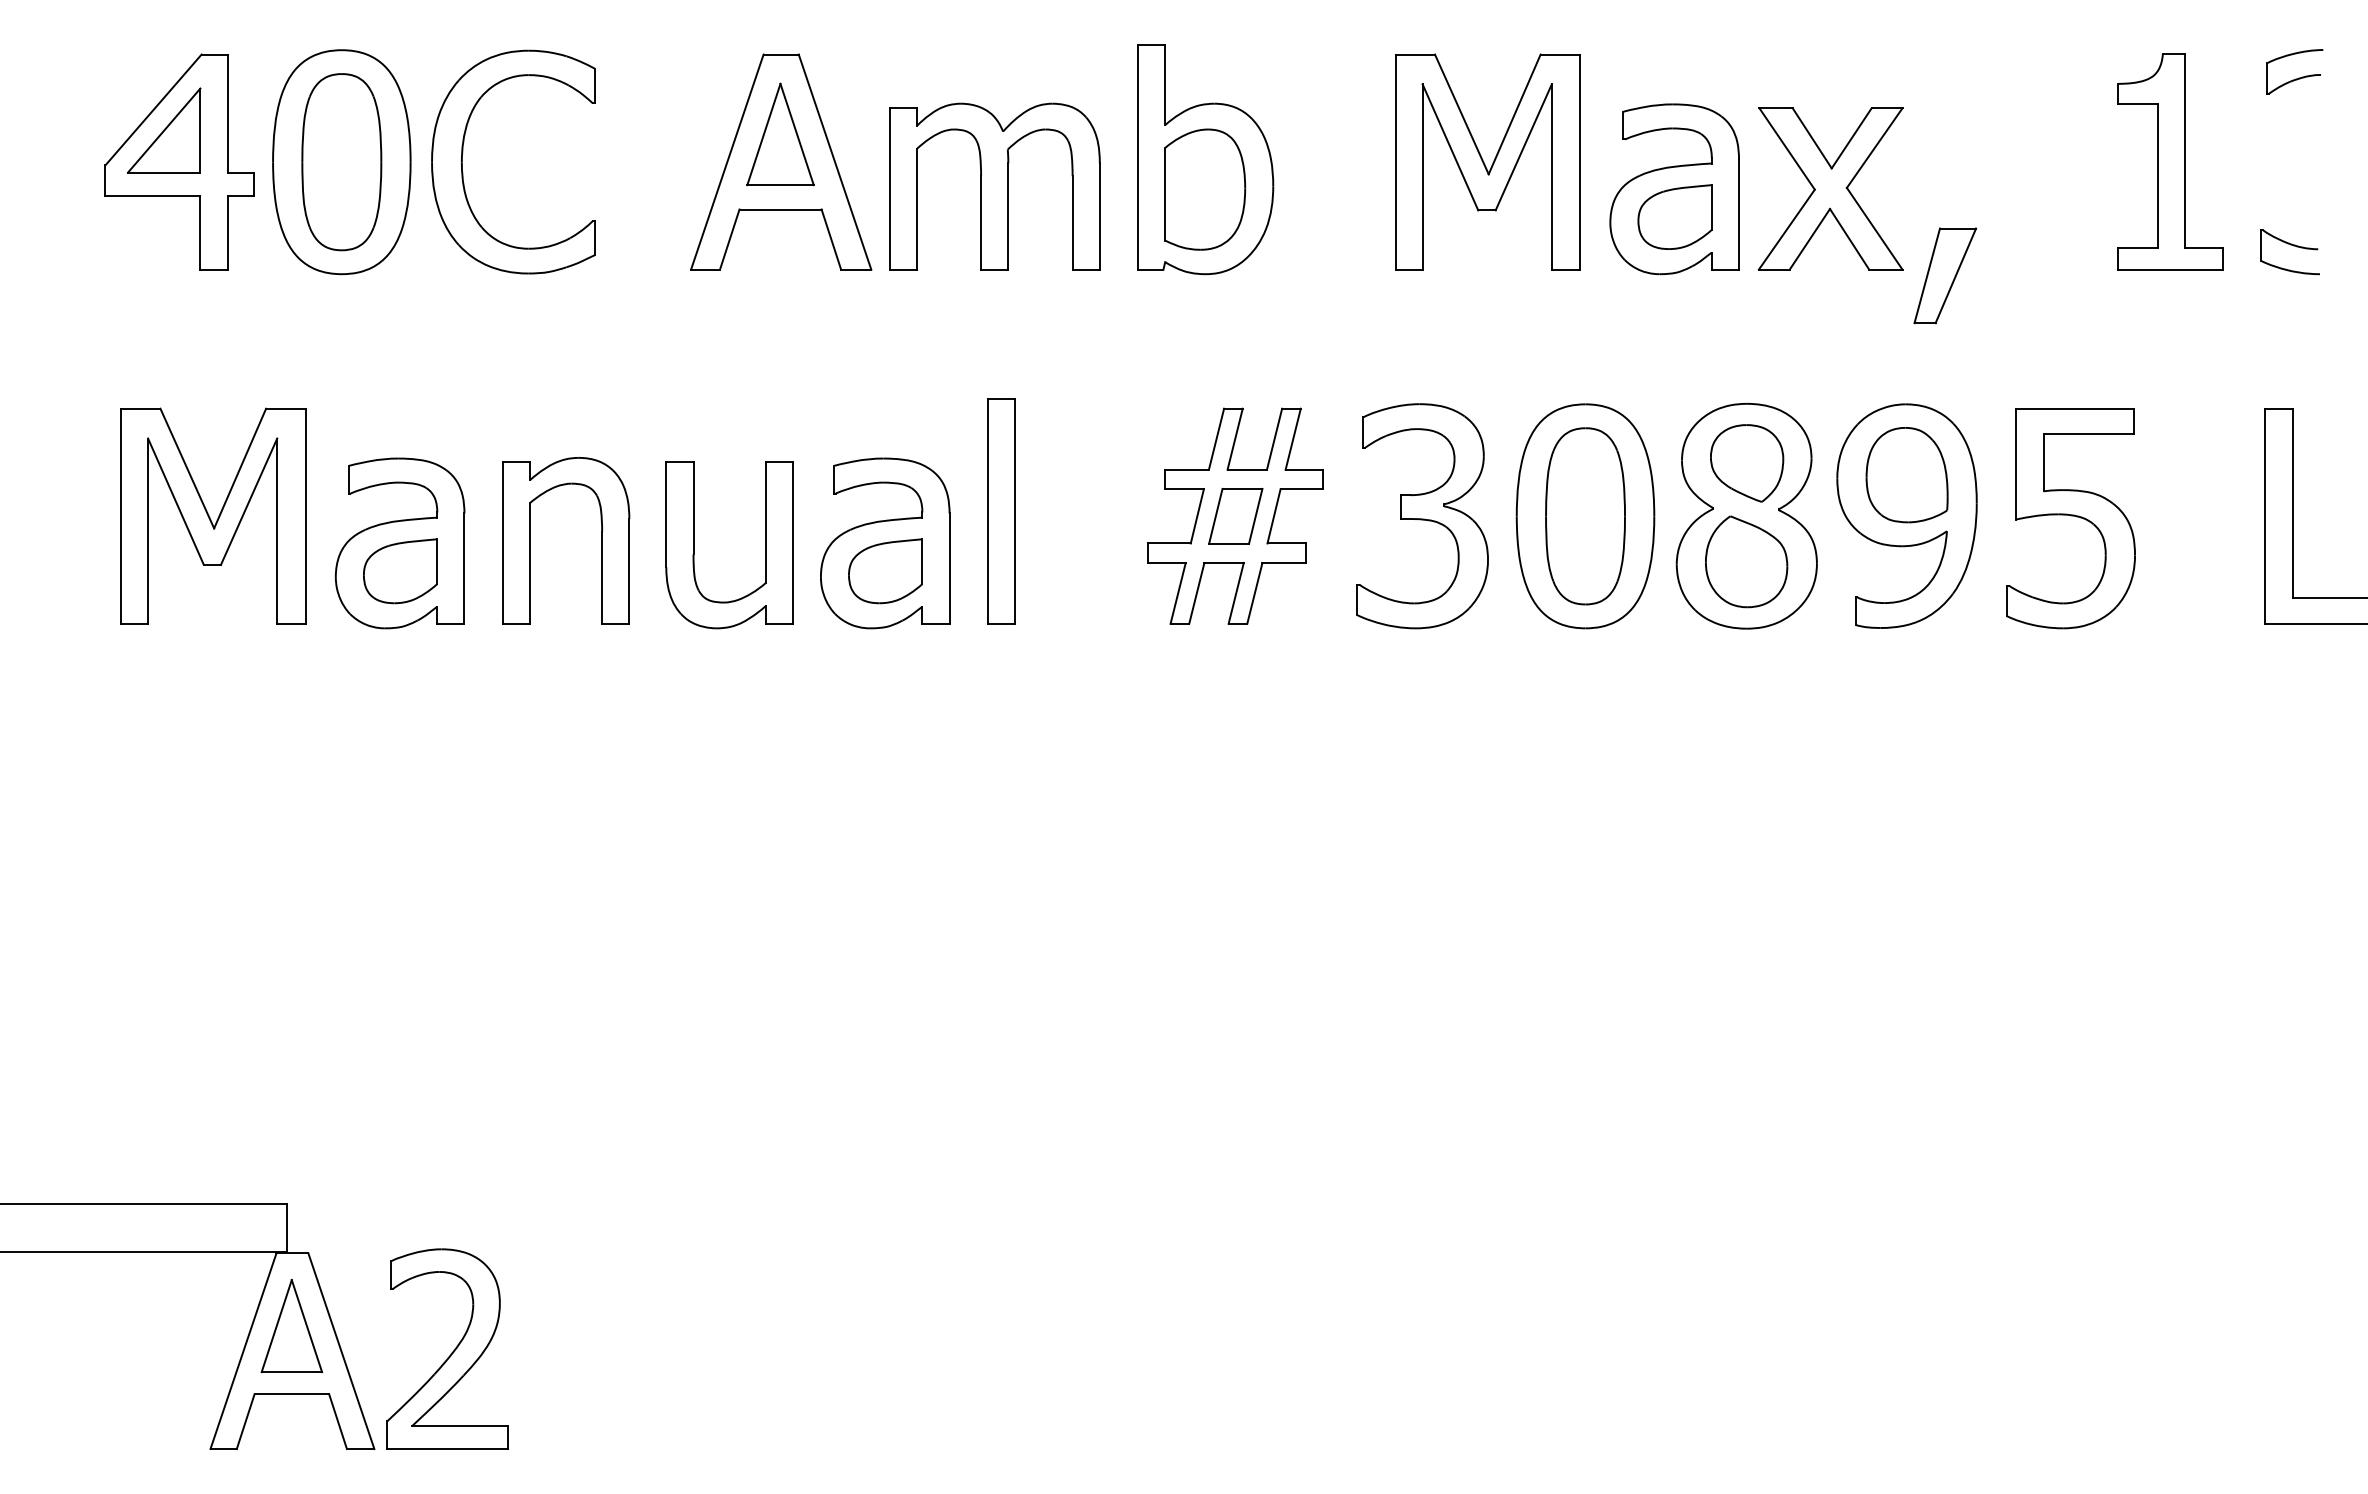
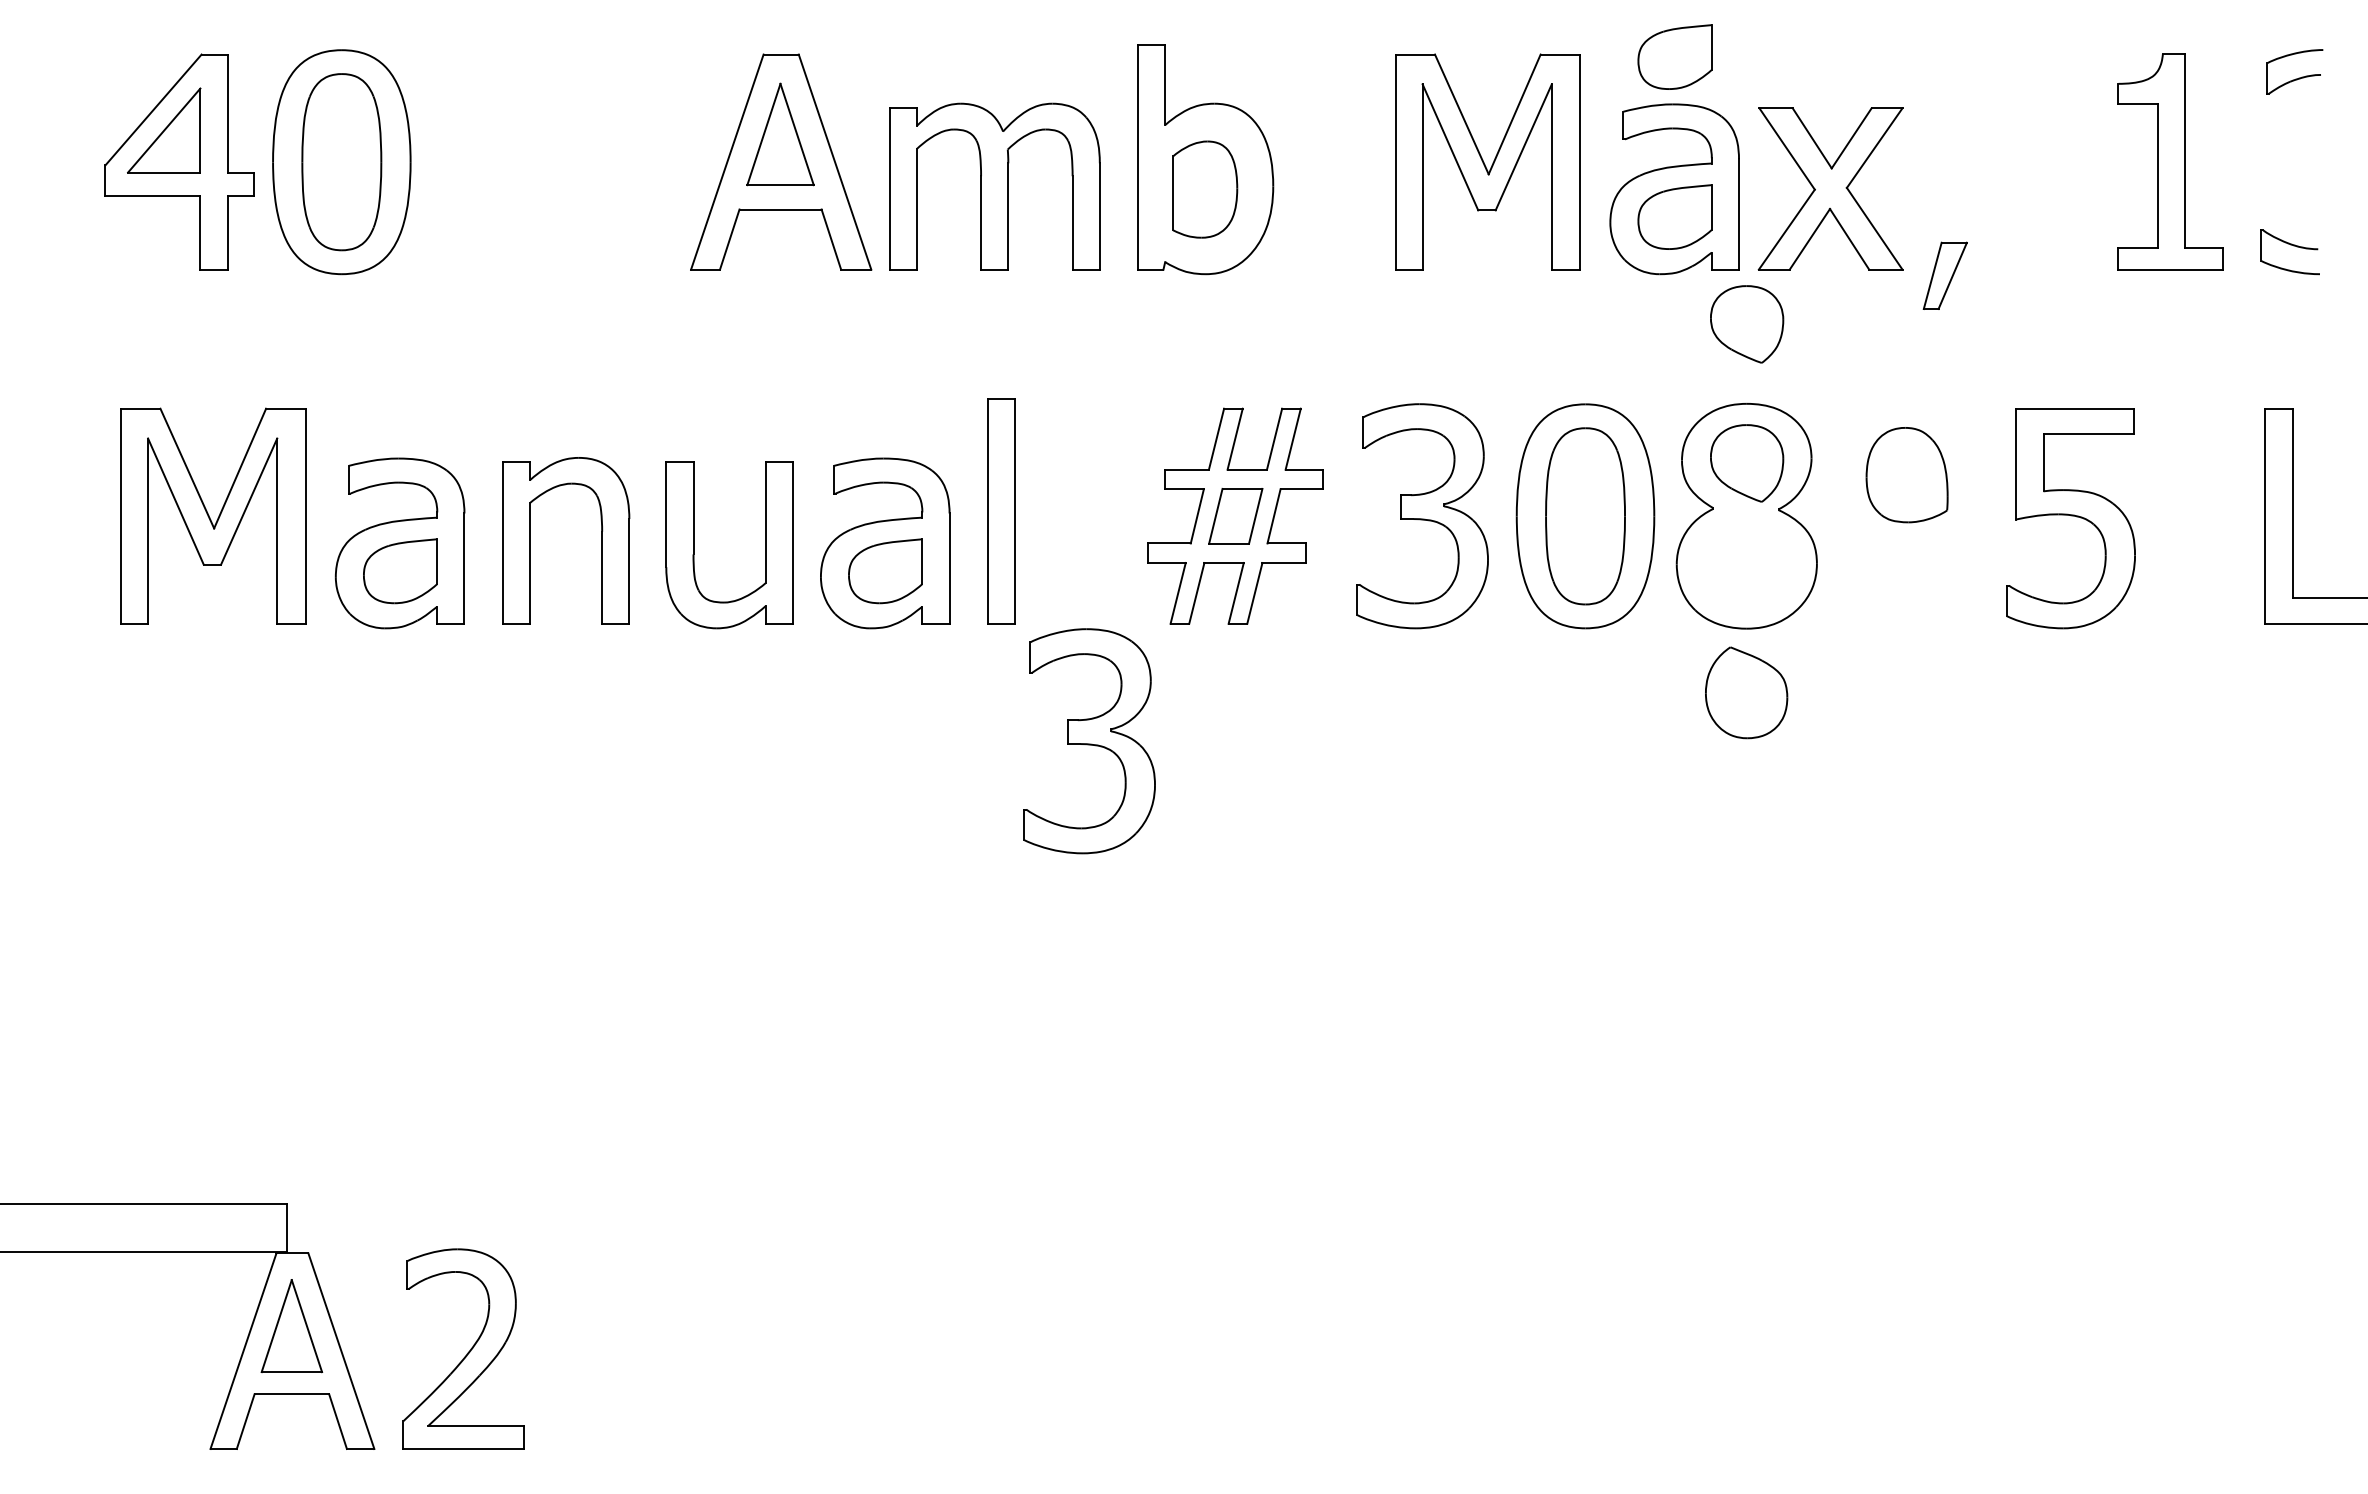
part: none -> present (1674, 56)
part: present -> none (463, 152)
part size: 83x123 px -> 67x99 px (1205, 189)
part size: 65x98 px -> 46x69 px (1944, 275)
part: none -> present (1747, 324)
part: present -> none (1906, 515)
part position: (1746, 561) -> (1746, 692) (1746, 692)
part: none -> present (1089, 741)
part position: (447, 1348) -> (463, 1348) (463, 1348)
